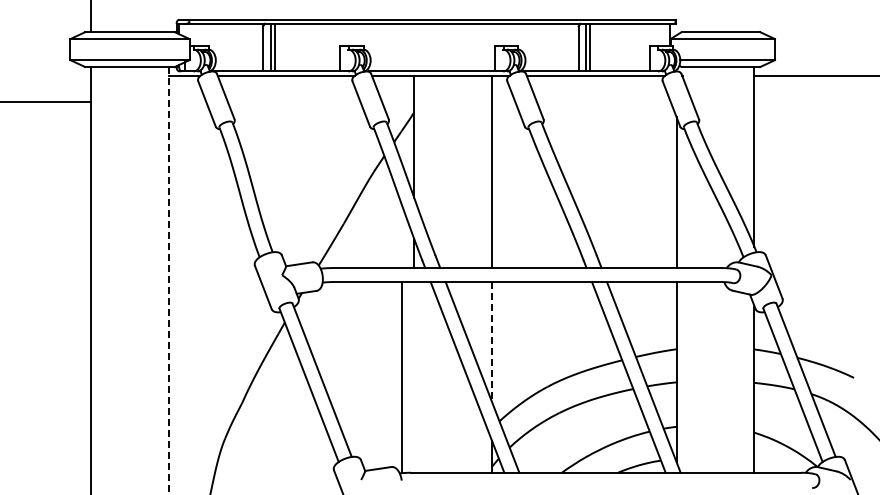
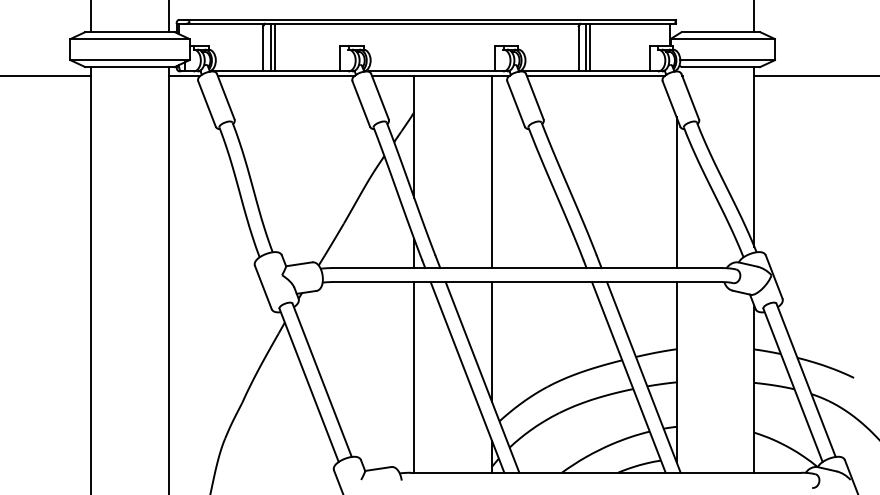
line: none -> present (168, 17)
line: none -> present (754, 17)
line position: (46, 101) -> (46, 75) (46, 75)
line: dashed -> solid (168, 280)
line: dashed -> solid (492, 342)
line position: (402, 377) -> (414, 377) (414, 377)
